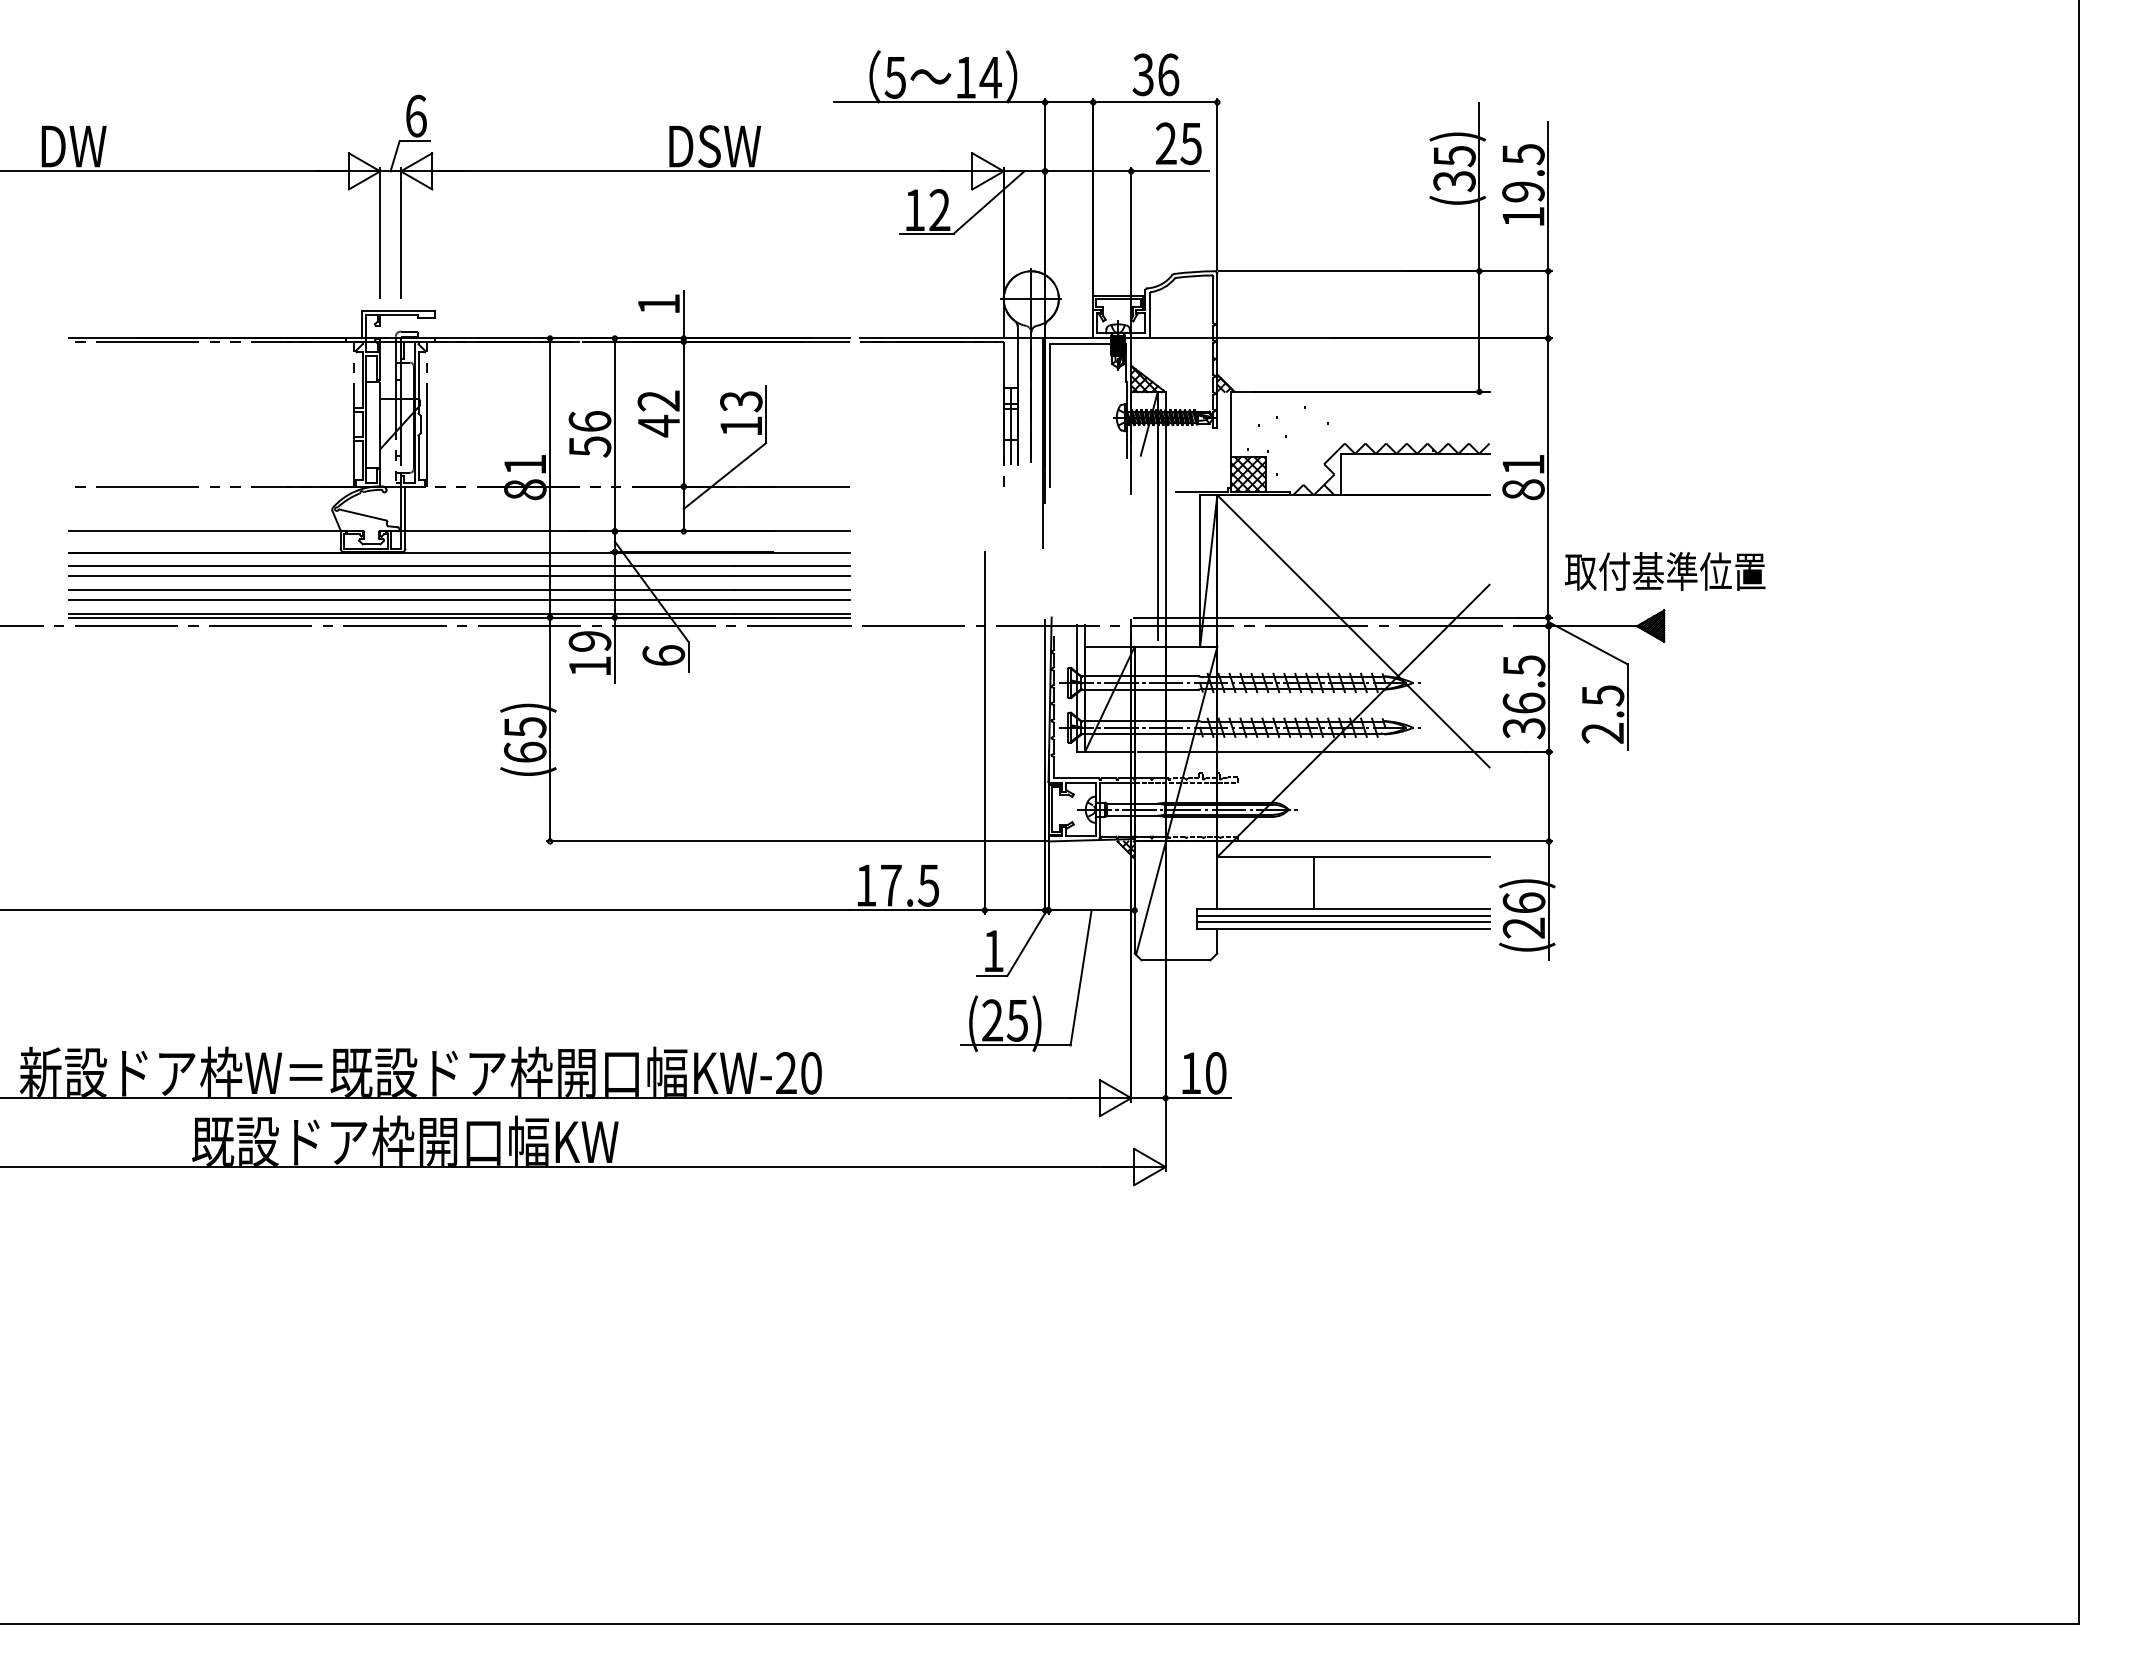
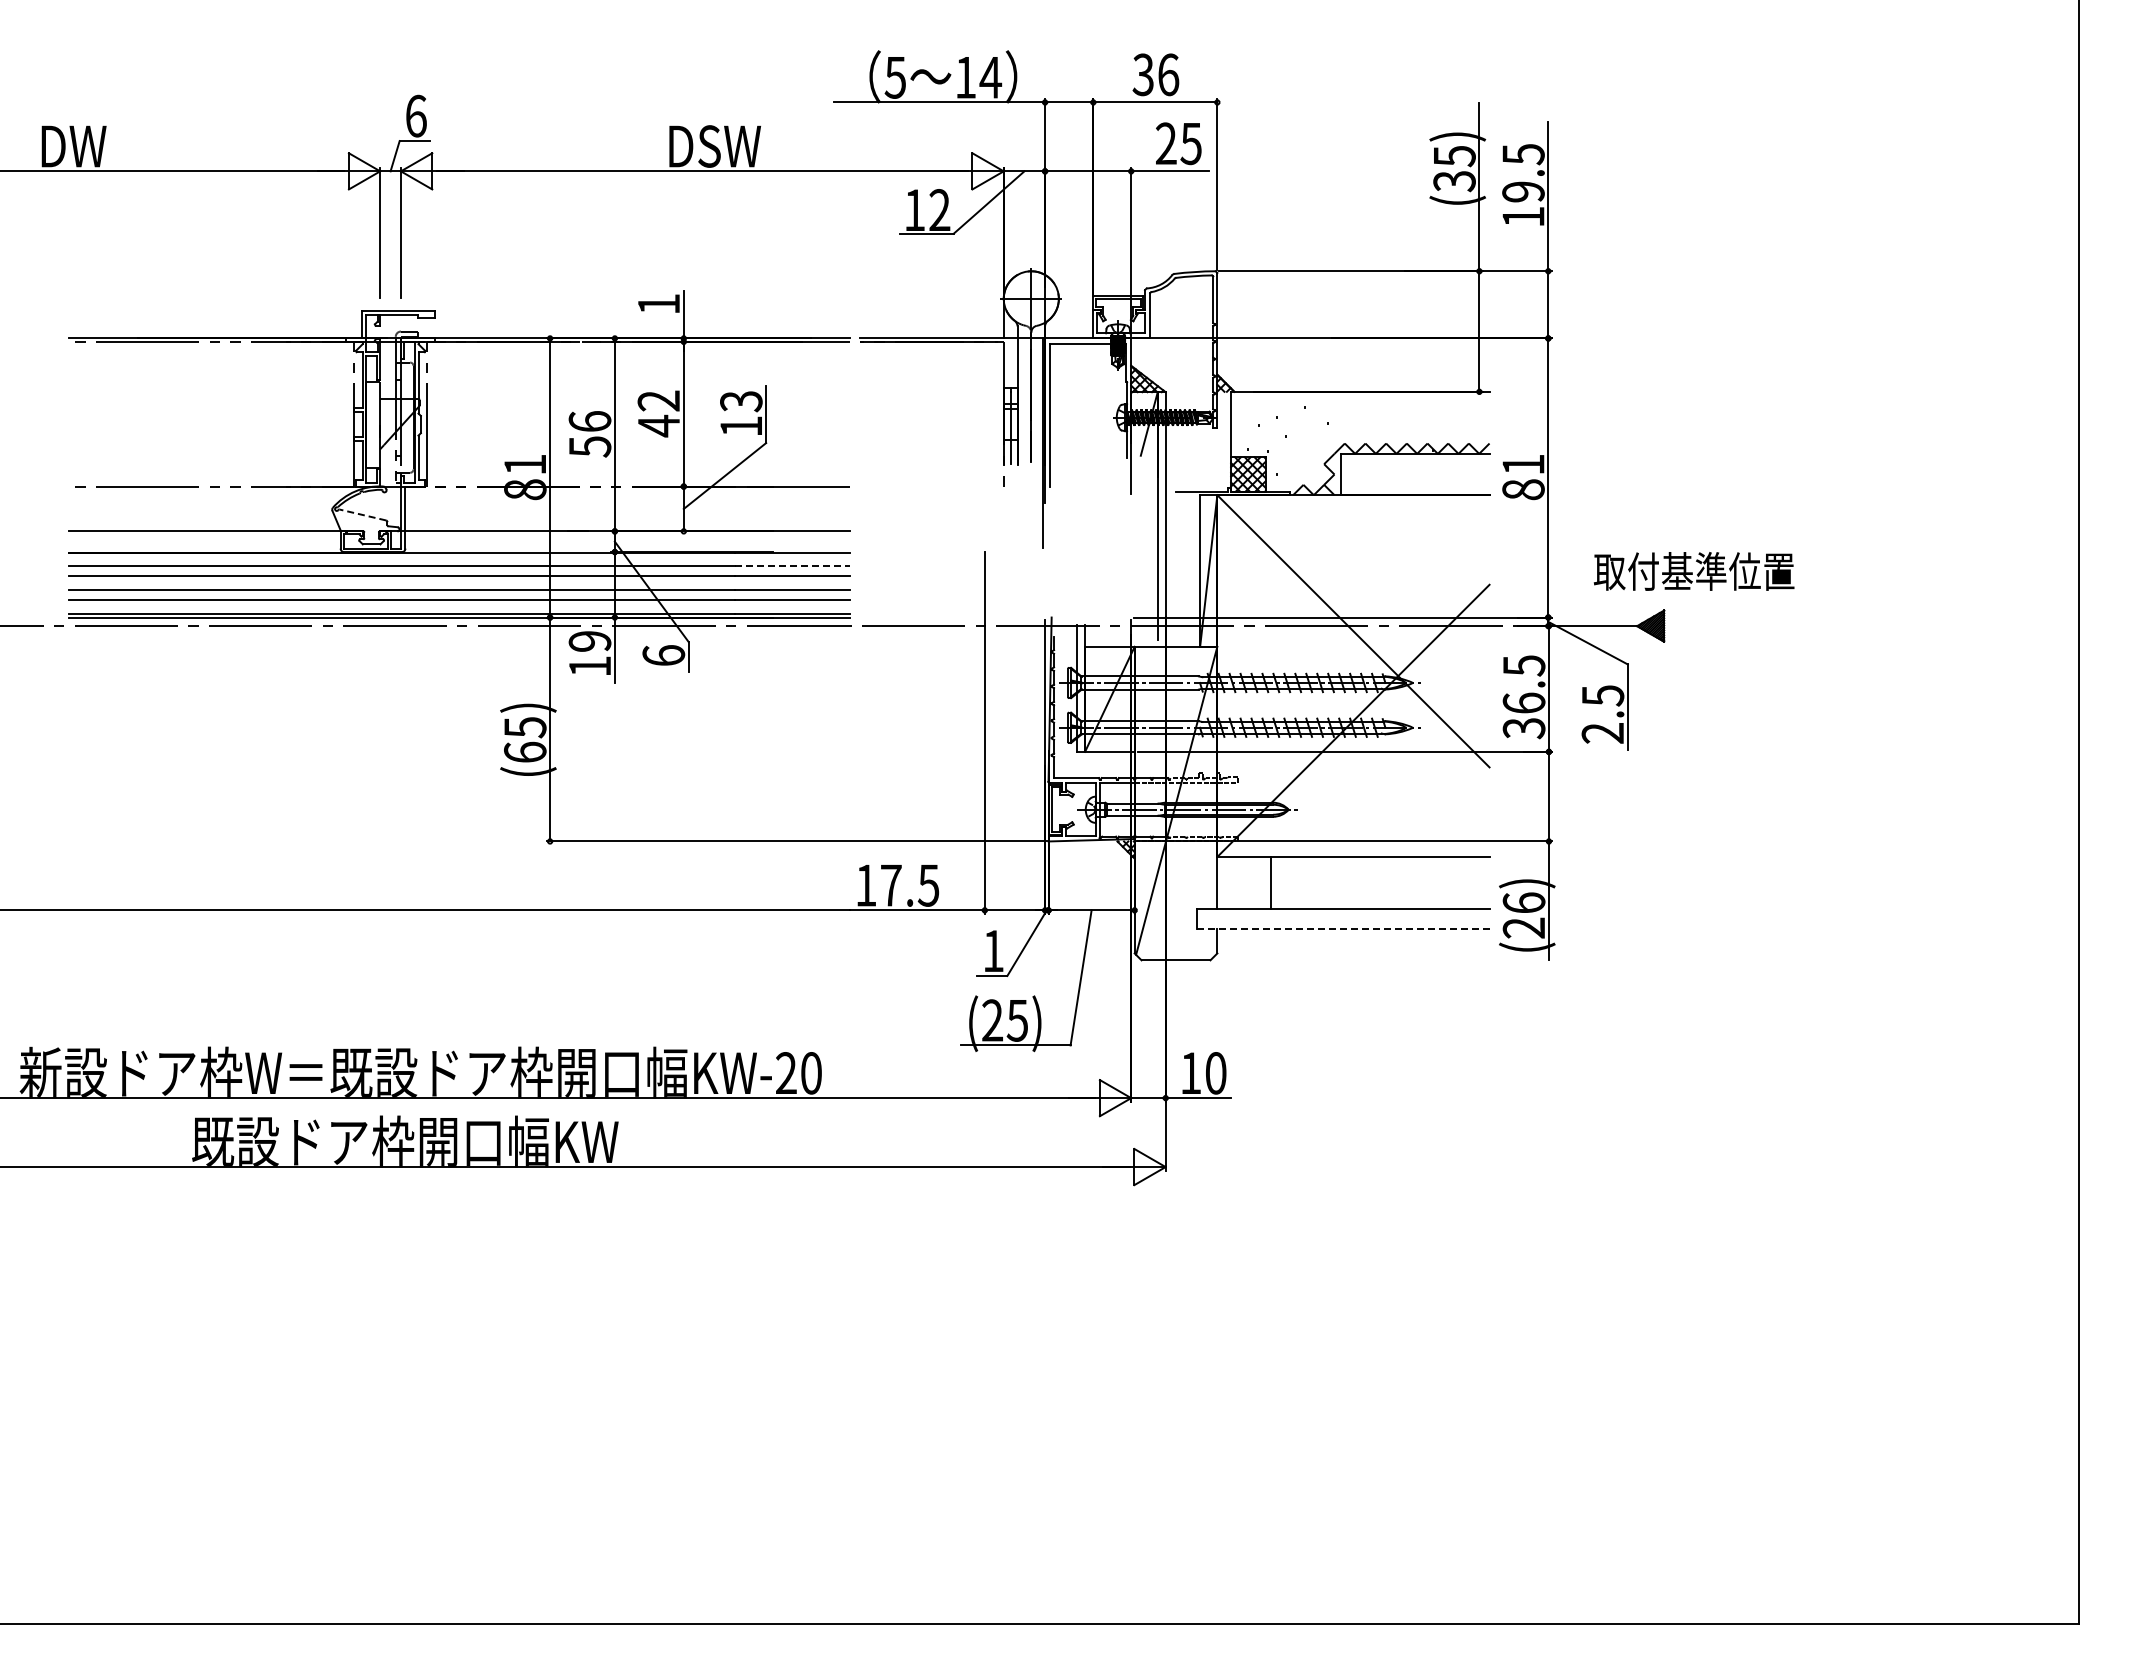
line: solid -> dashed (362, 515)
line: solid -> dashed (792, 565)
text position: (1664, 571) -> (1693, 571) (1693, 571)
line position: (1313, 882) -> (1270, 882) (1270, 882)
line: present -> none (1342, 915)
line: present -> none (1342, 922)
line: solid -> dashed (1343, 929)
